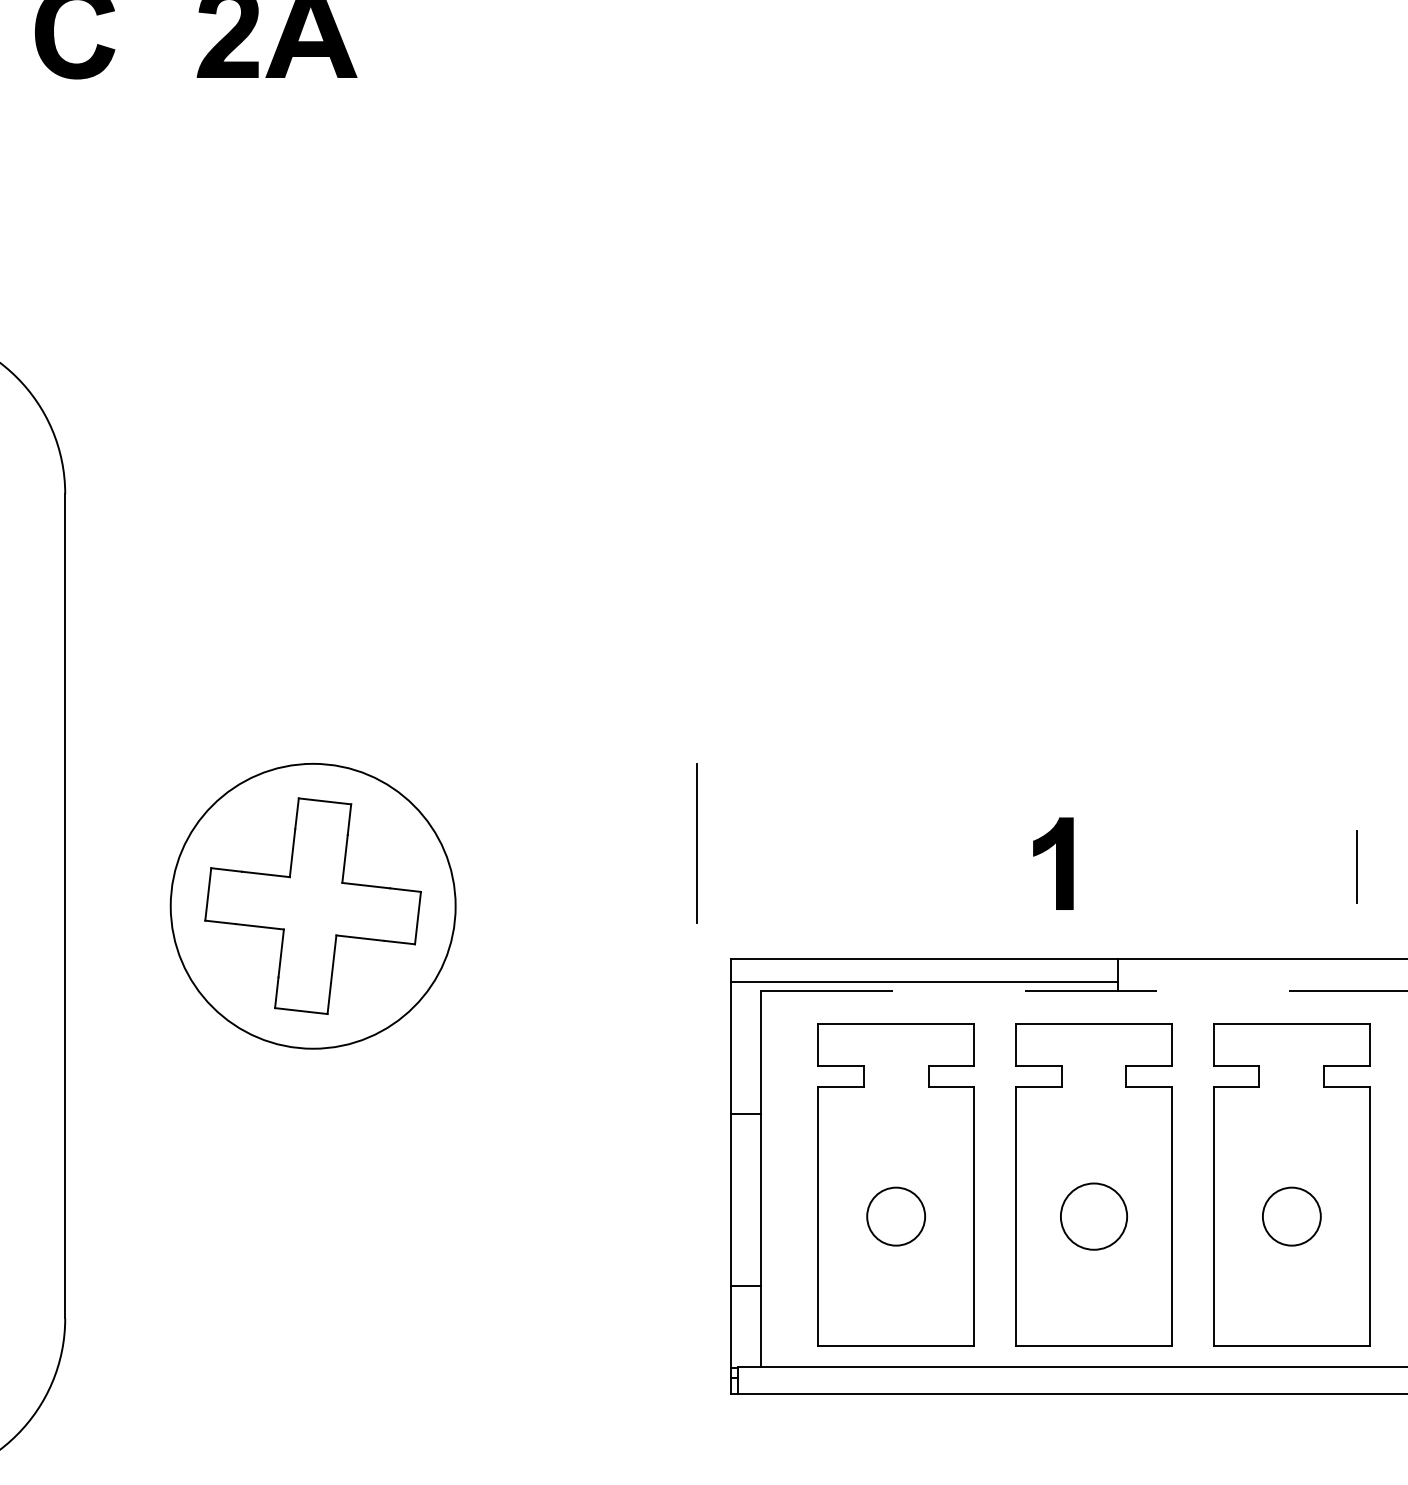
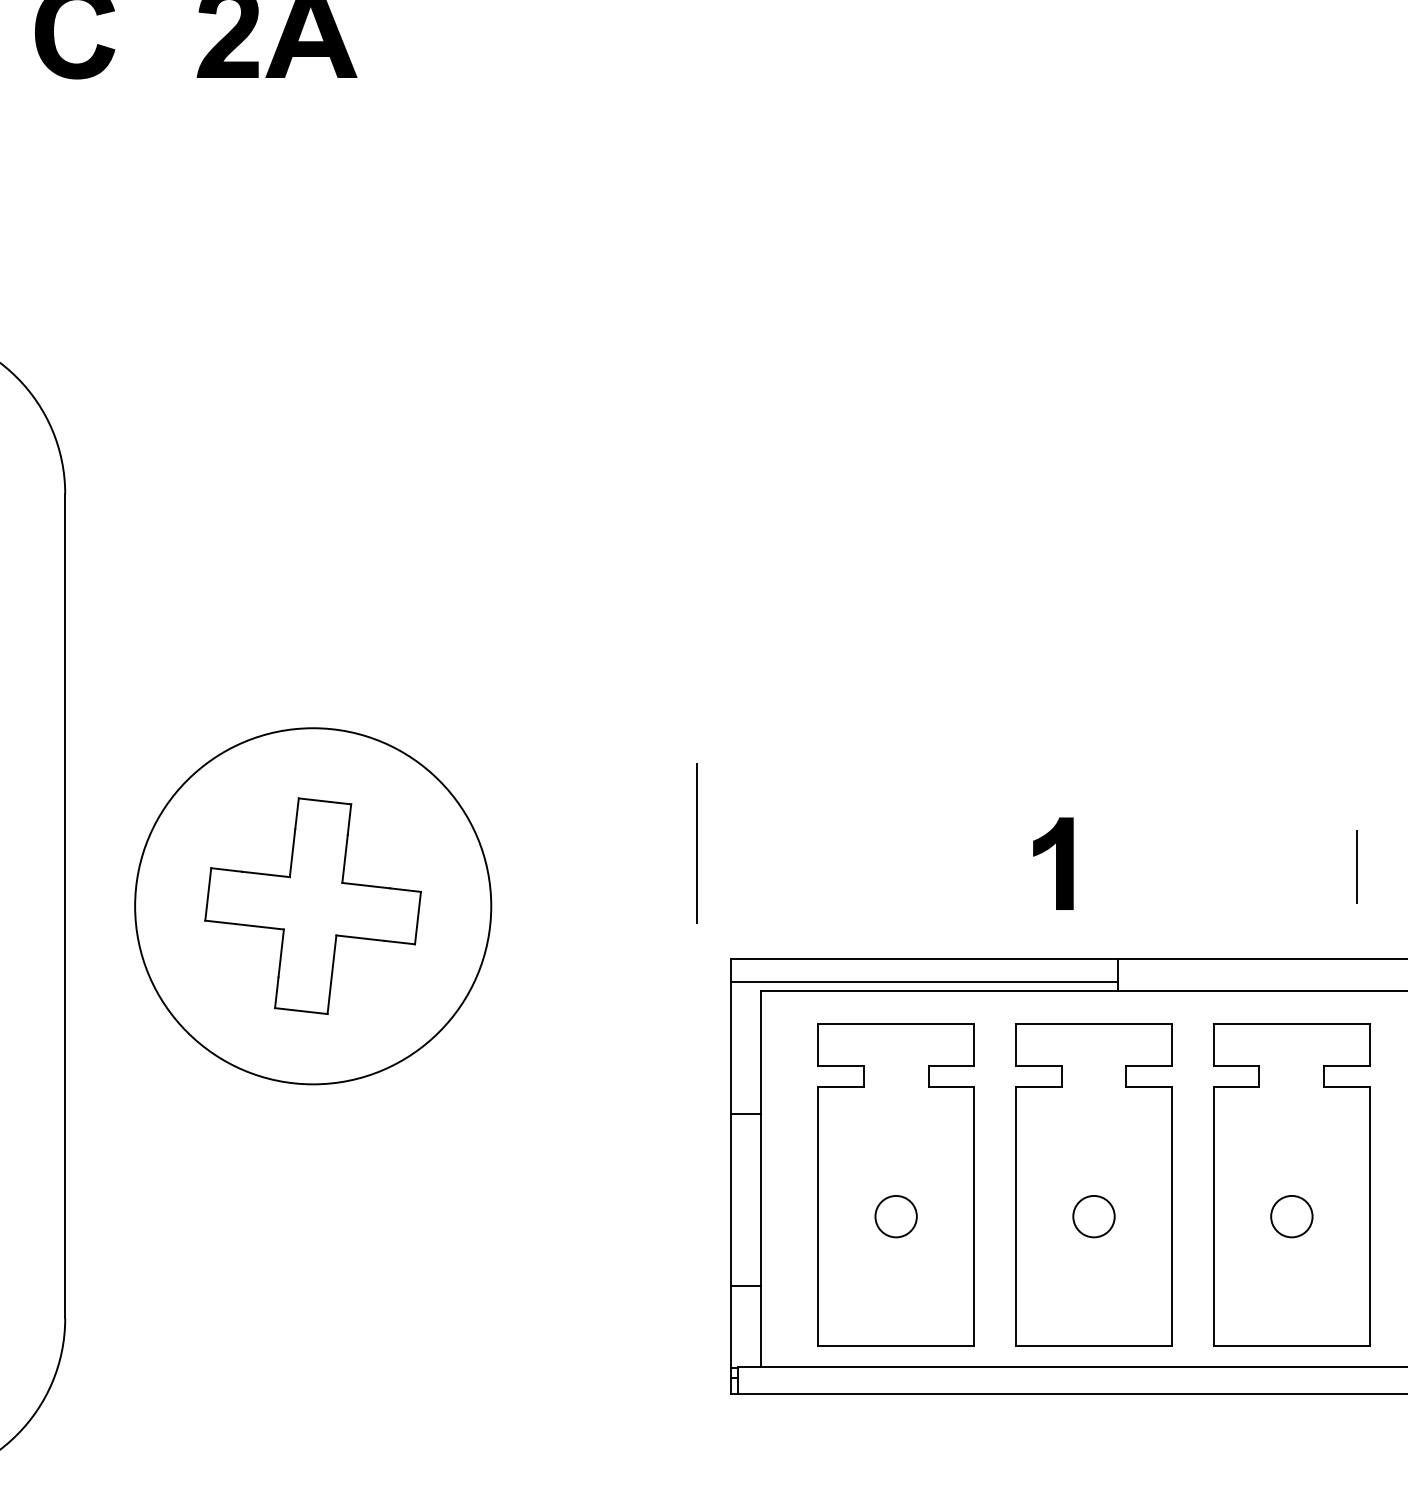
circle diameter: 285 px -> 356 px (313, 906)
line: dashed -> solid (1085, 990)
circle diameter: 58 px -> 41 px (895, 1216)
circle diameter: 66 px -> 41 px (1093, 1216)
circle diameter: 58 px -> 41 px (1291, 1216)
